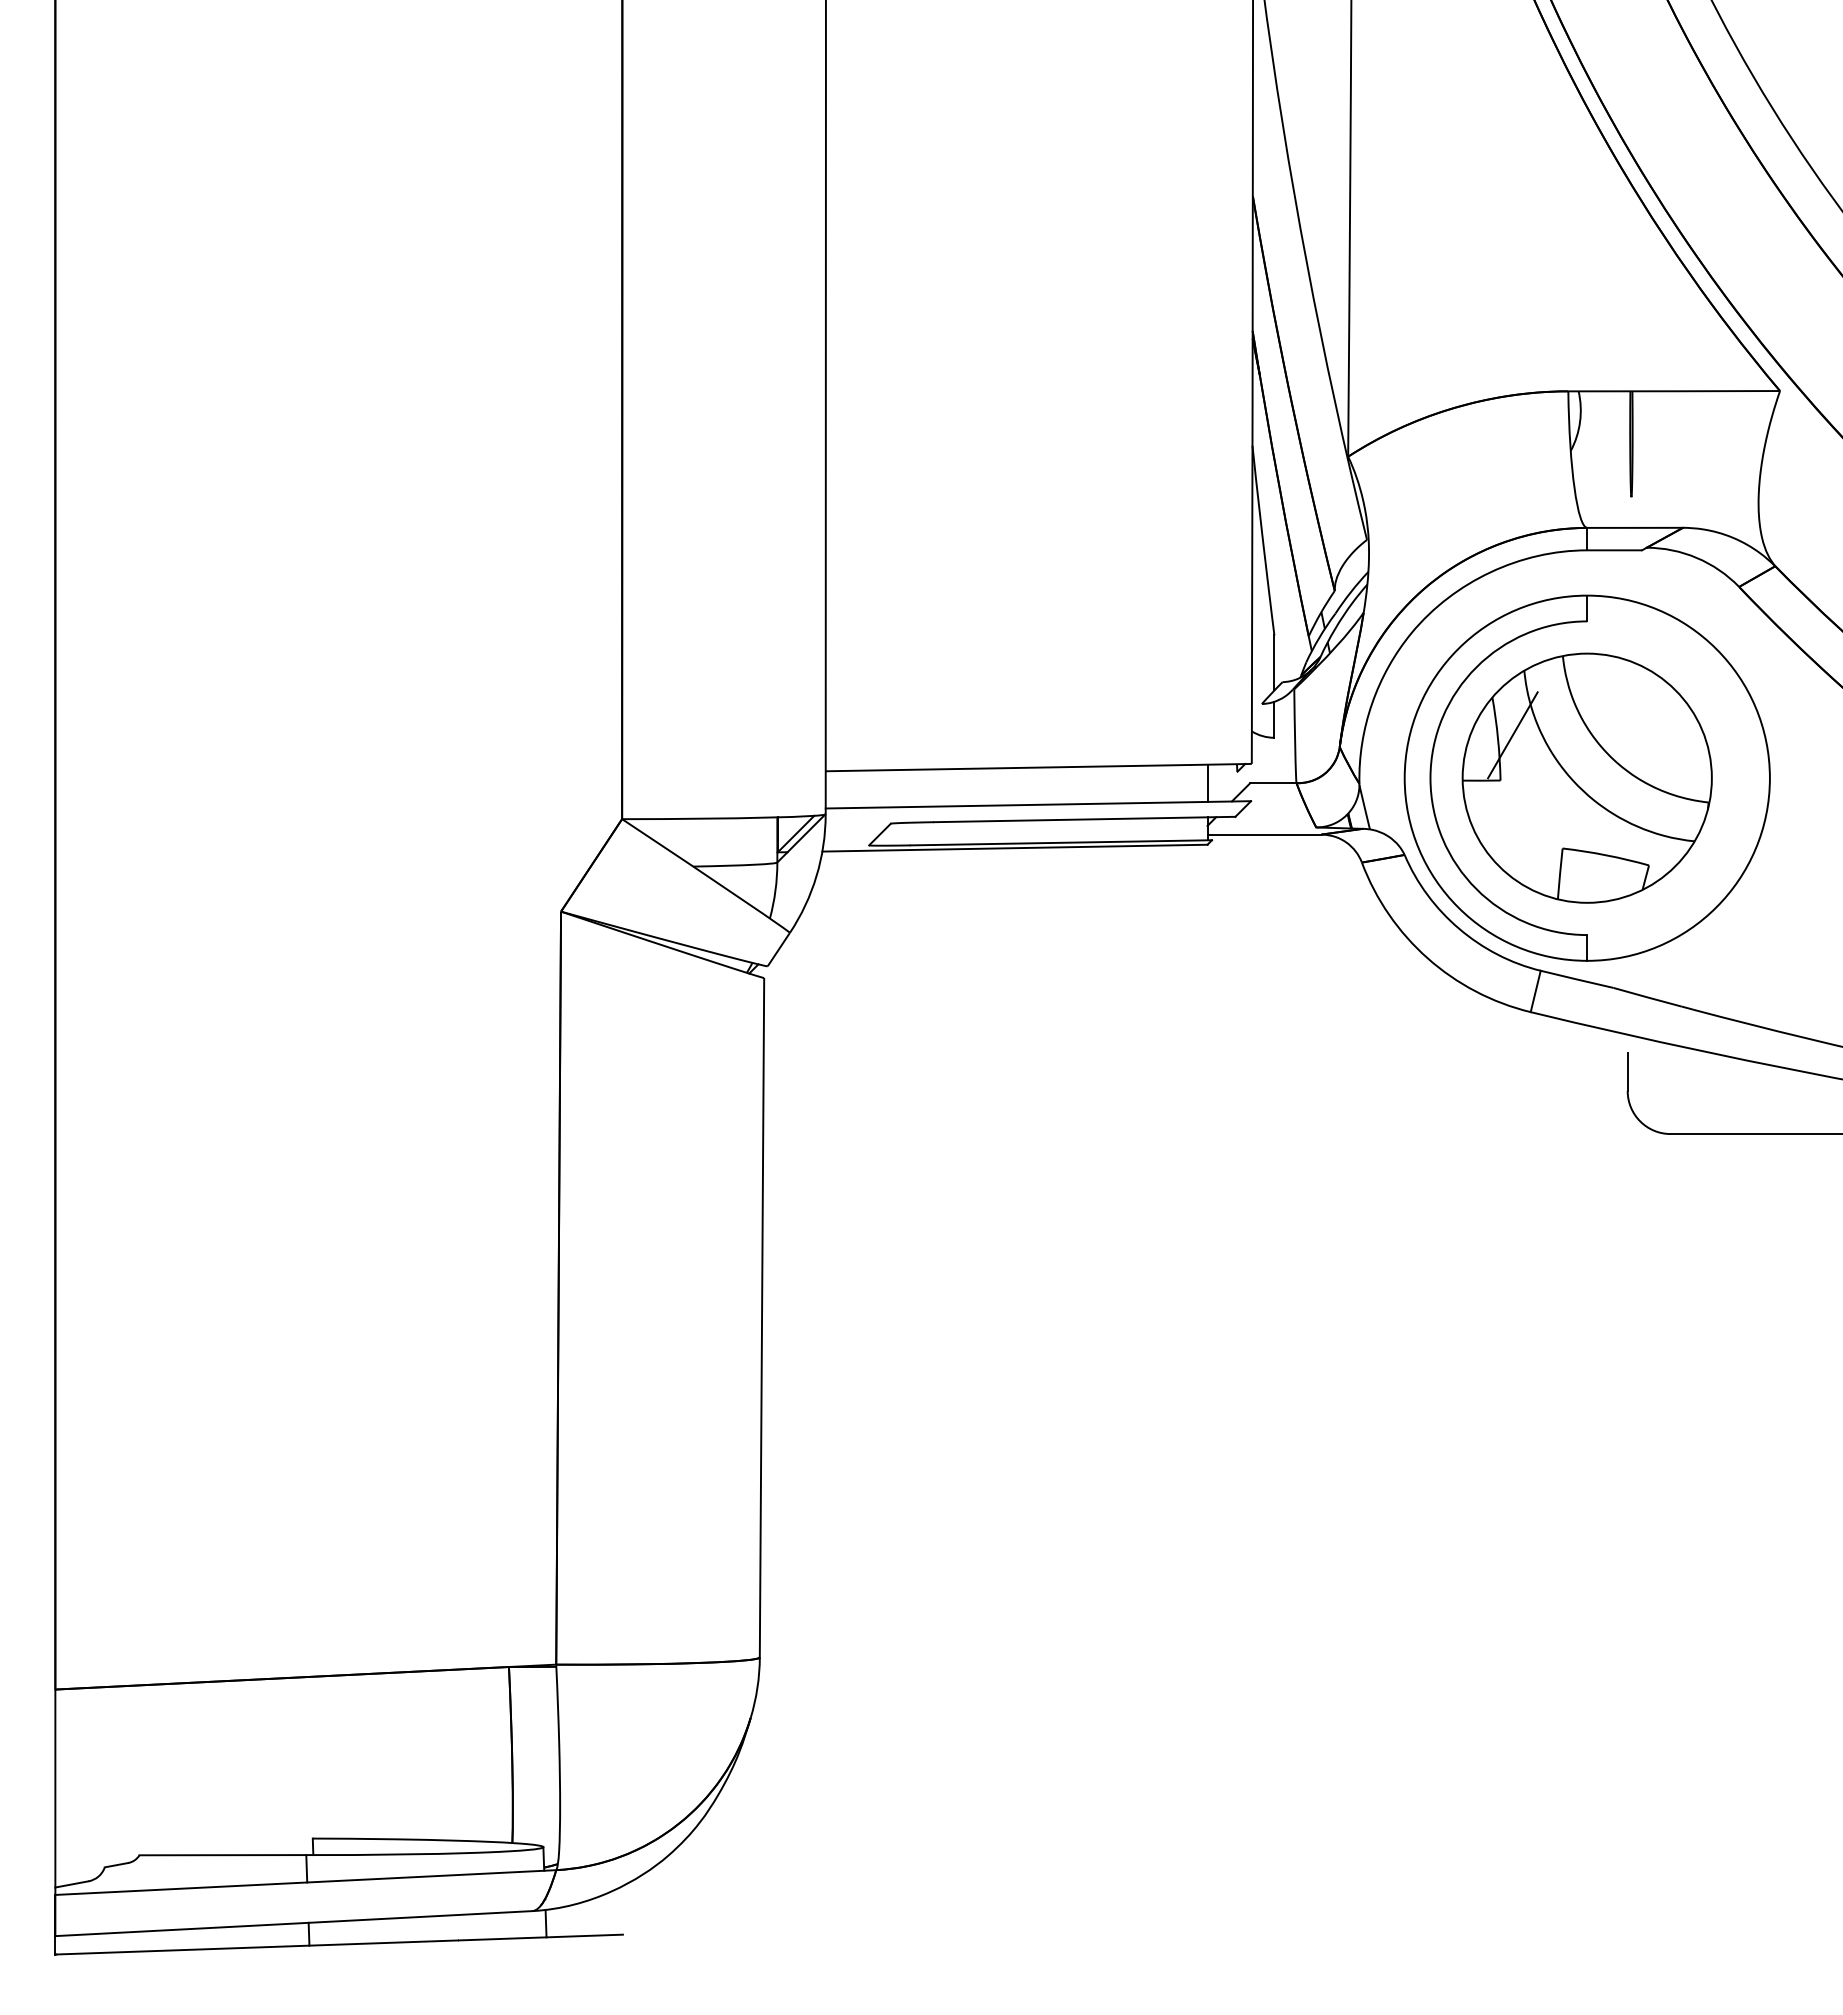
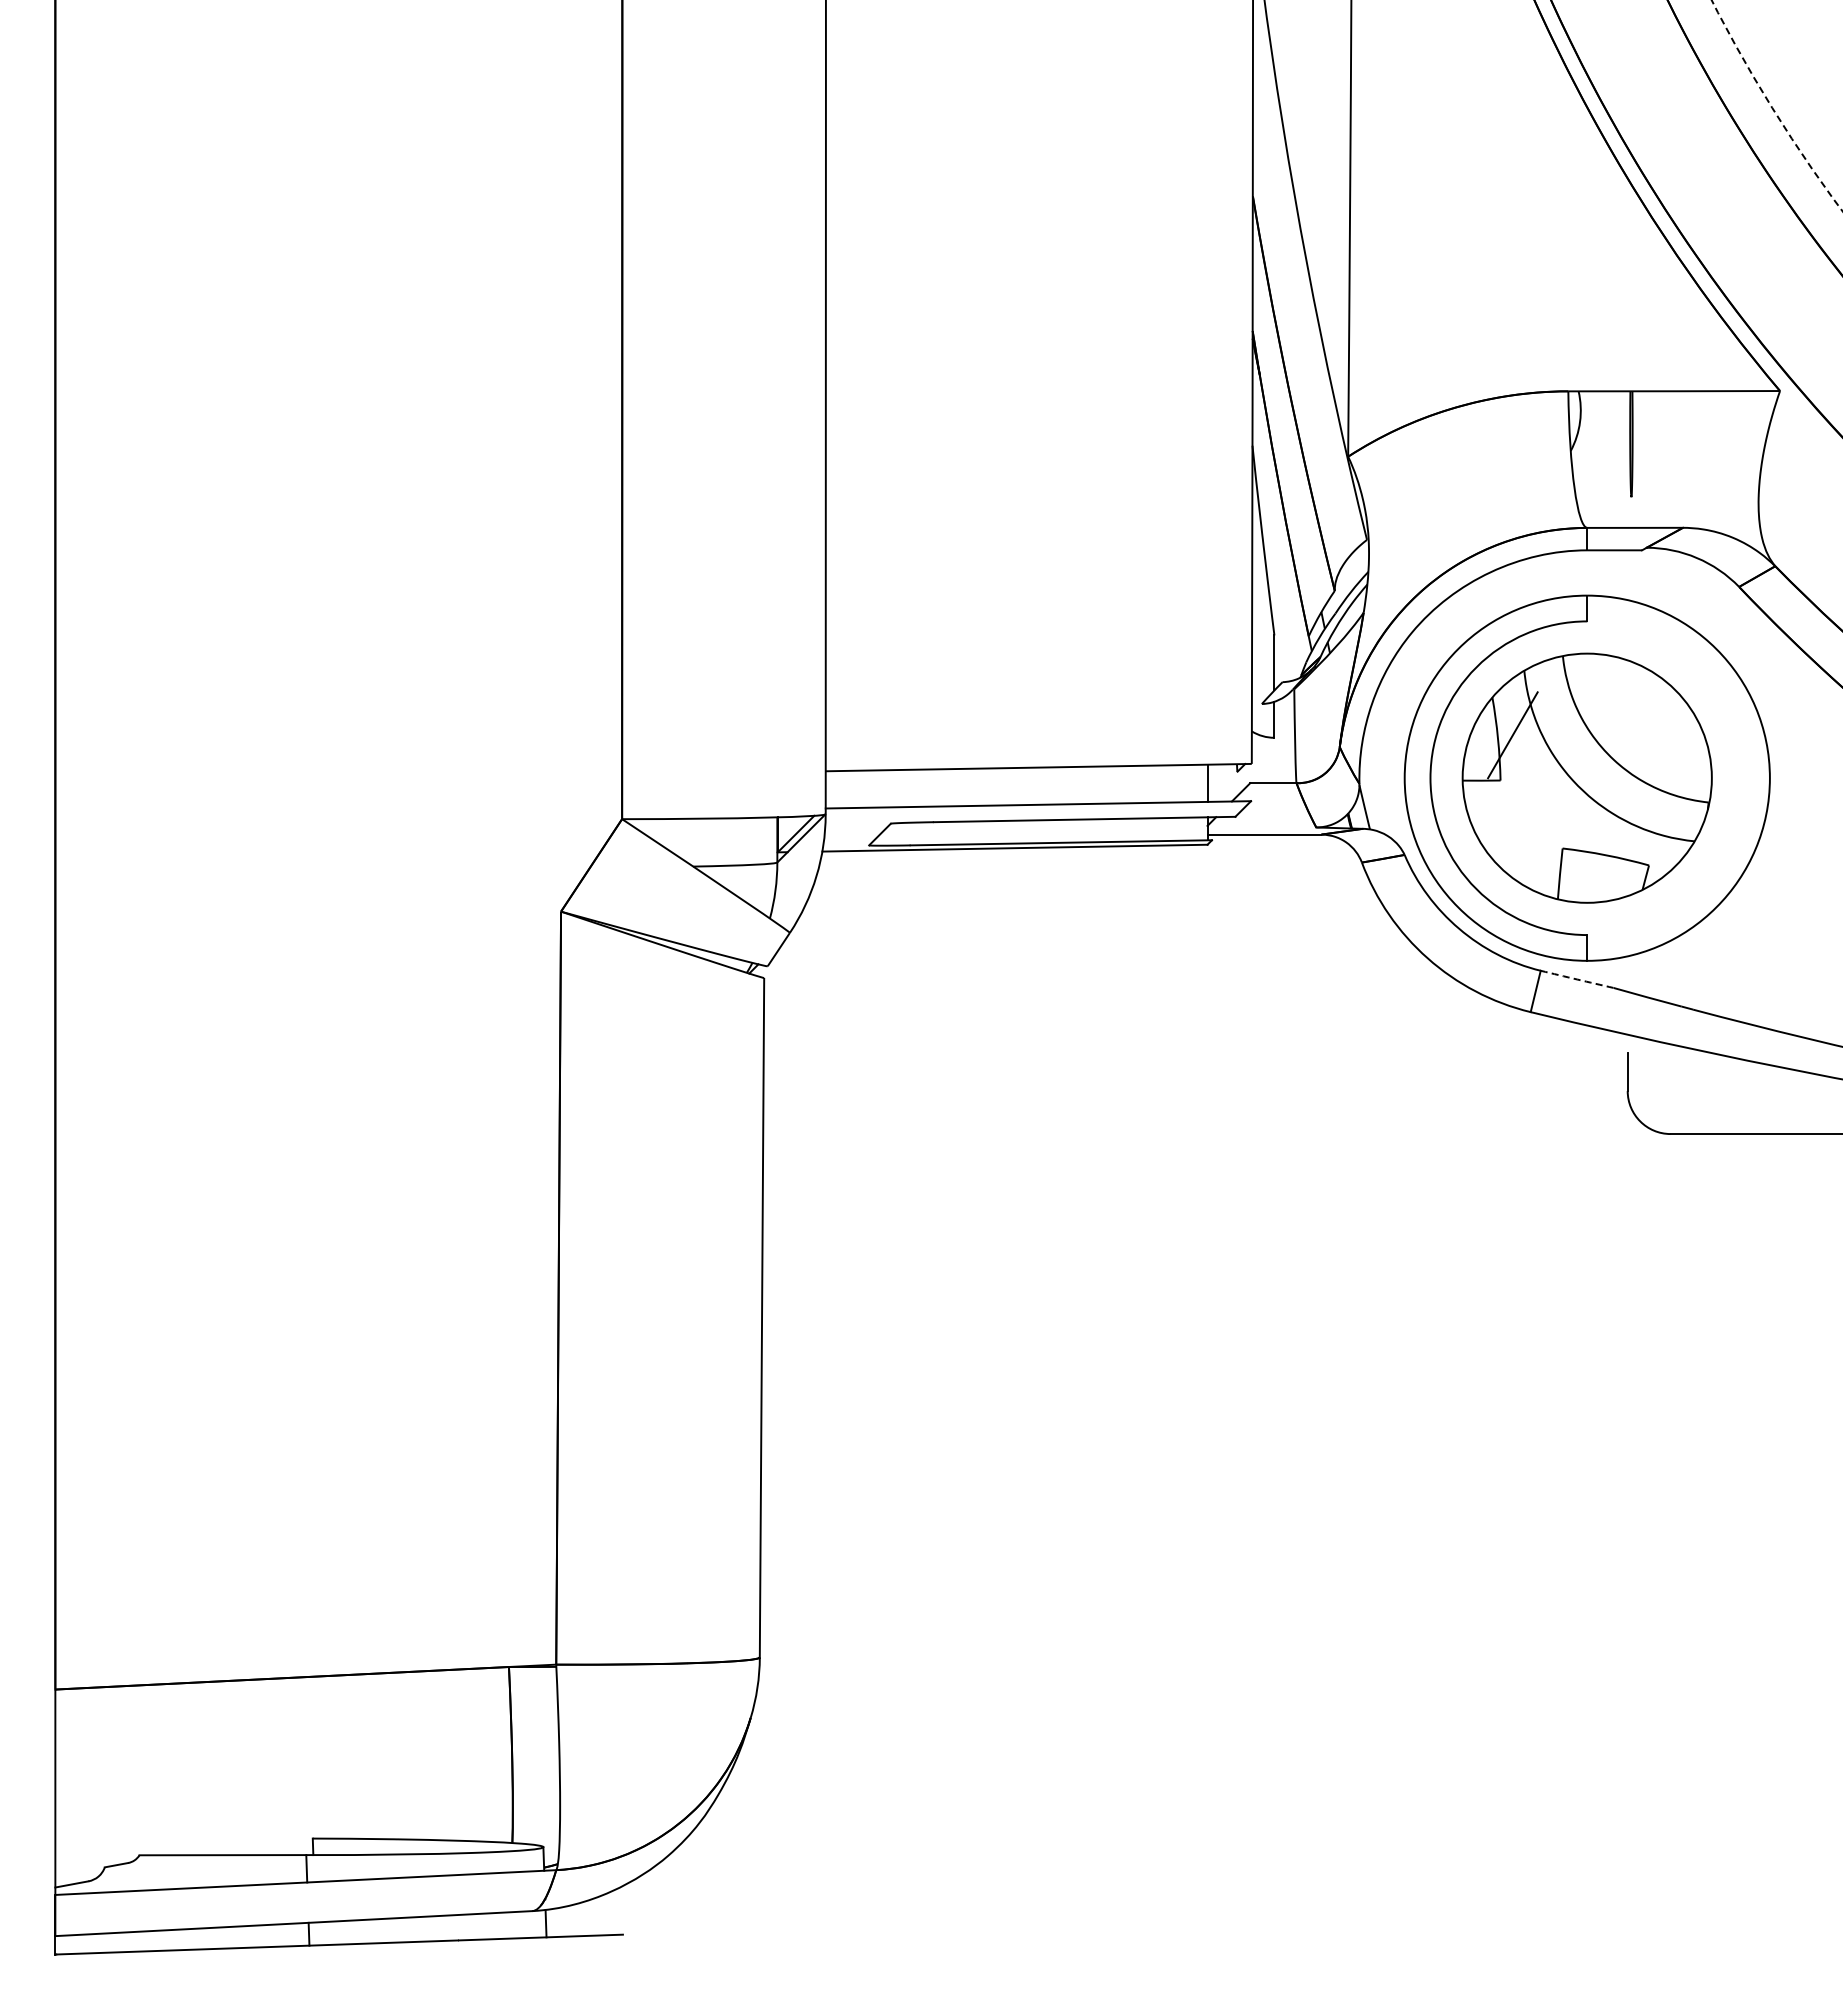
arc: solid -> dashed (1772, 108)
arc: solid -> dashed (1577, 979)
